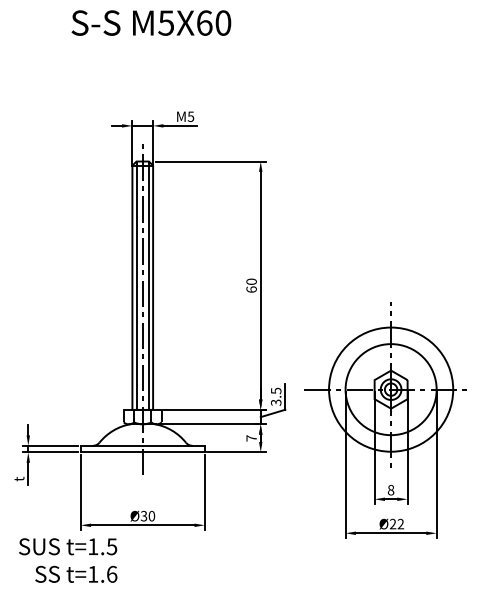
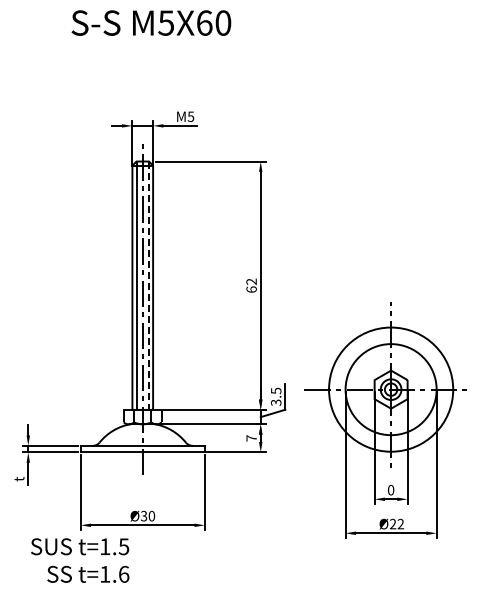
text: 60 -> 62 (251, 281)
line: solid -> dashed (148, 286)
text: 8 -> 0 (390, 490)
text position: (68, 560) -> (80, 560) (80, 560)
